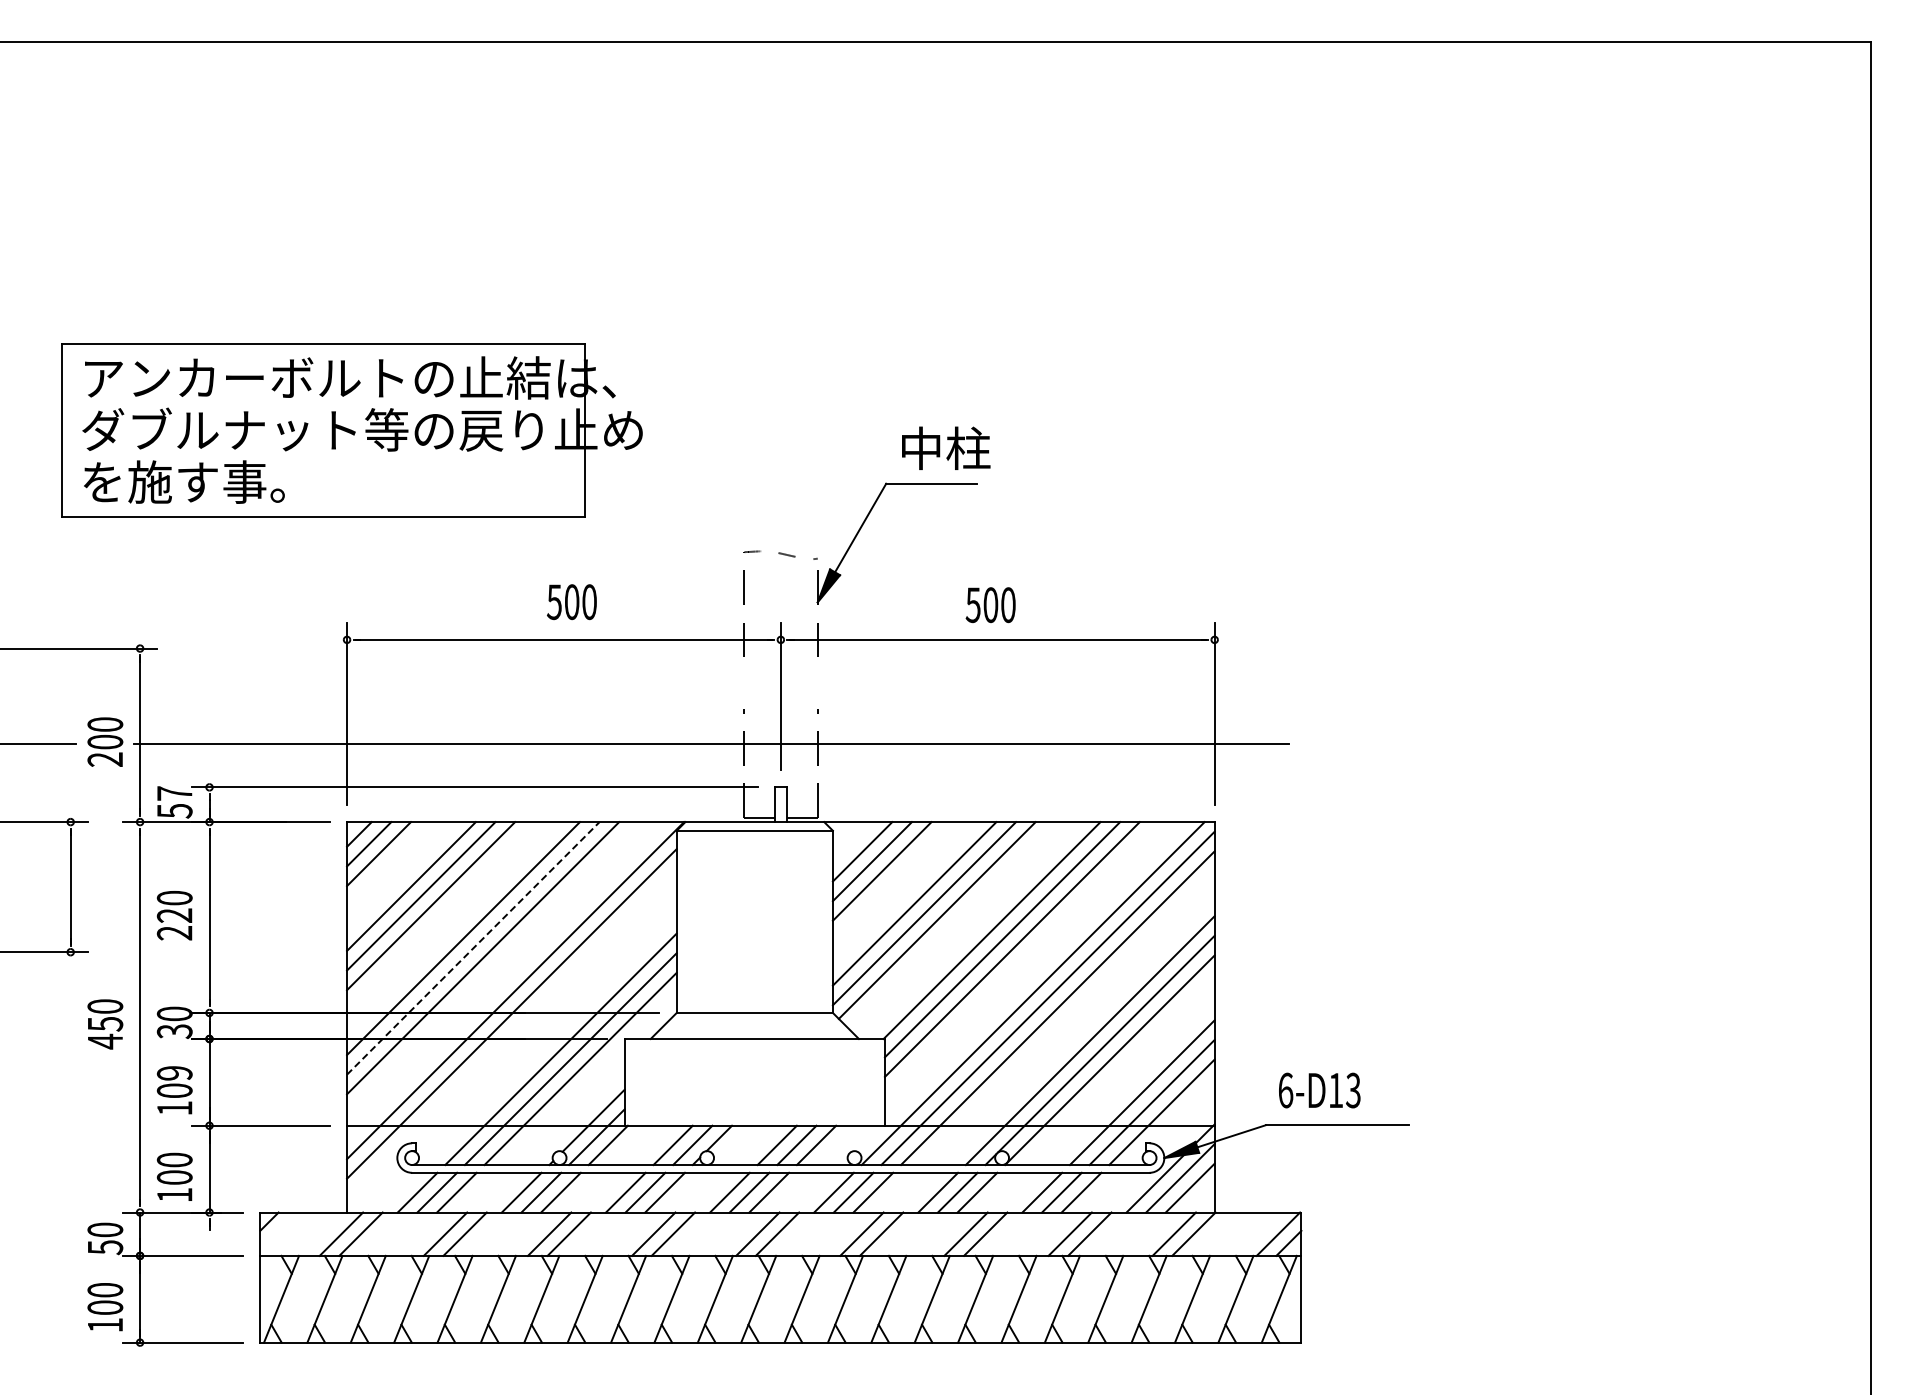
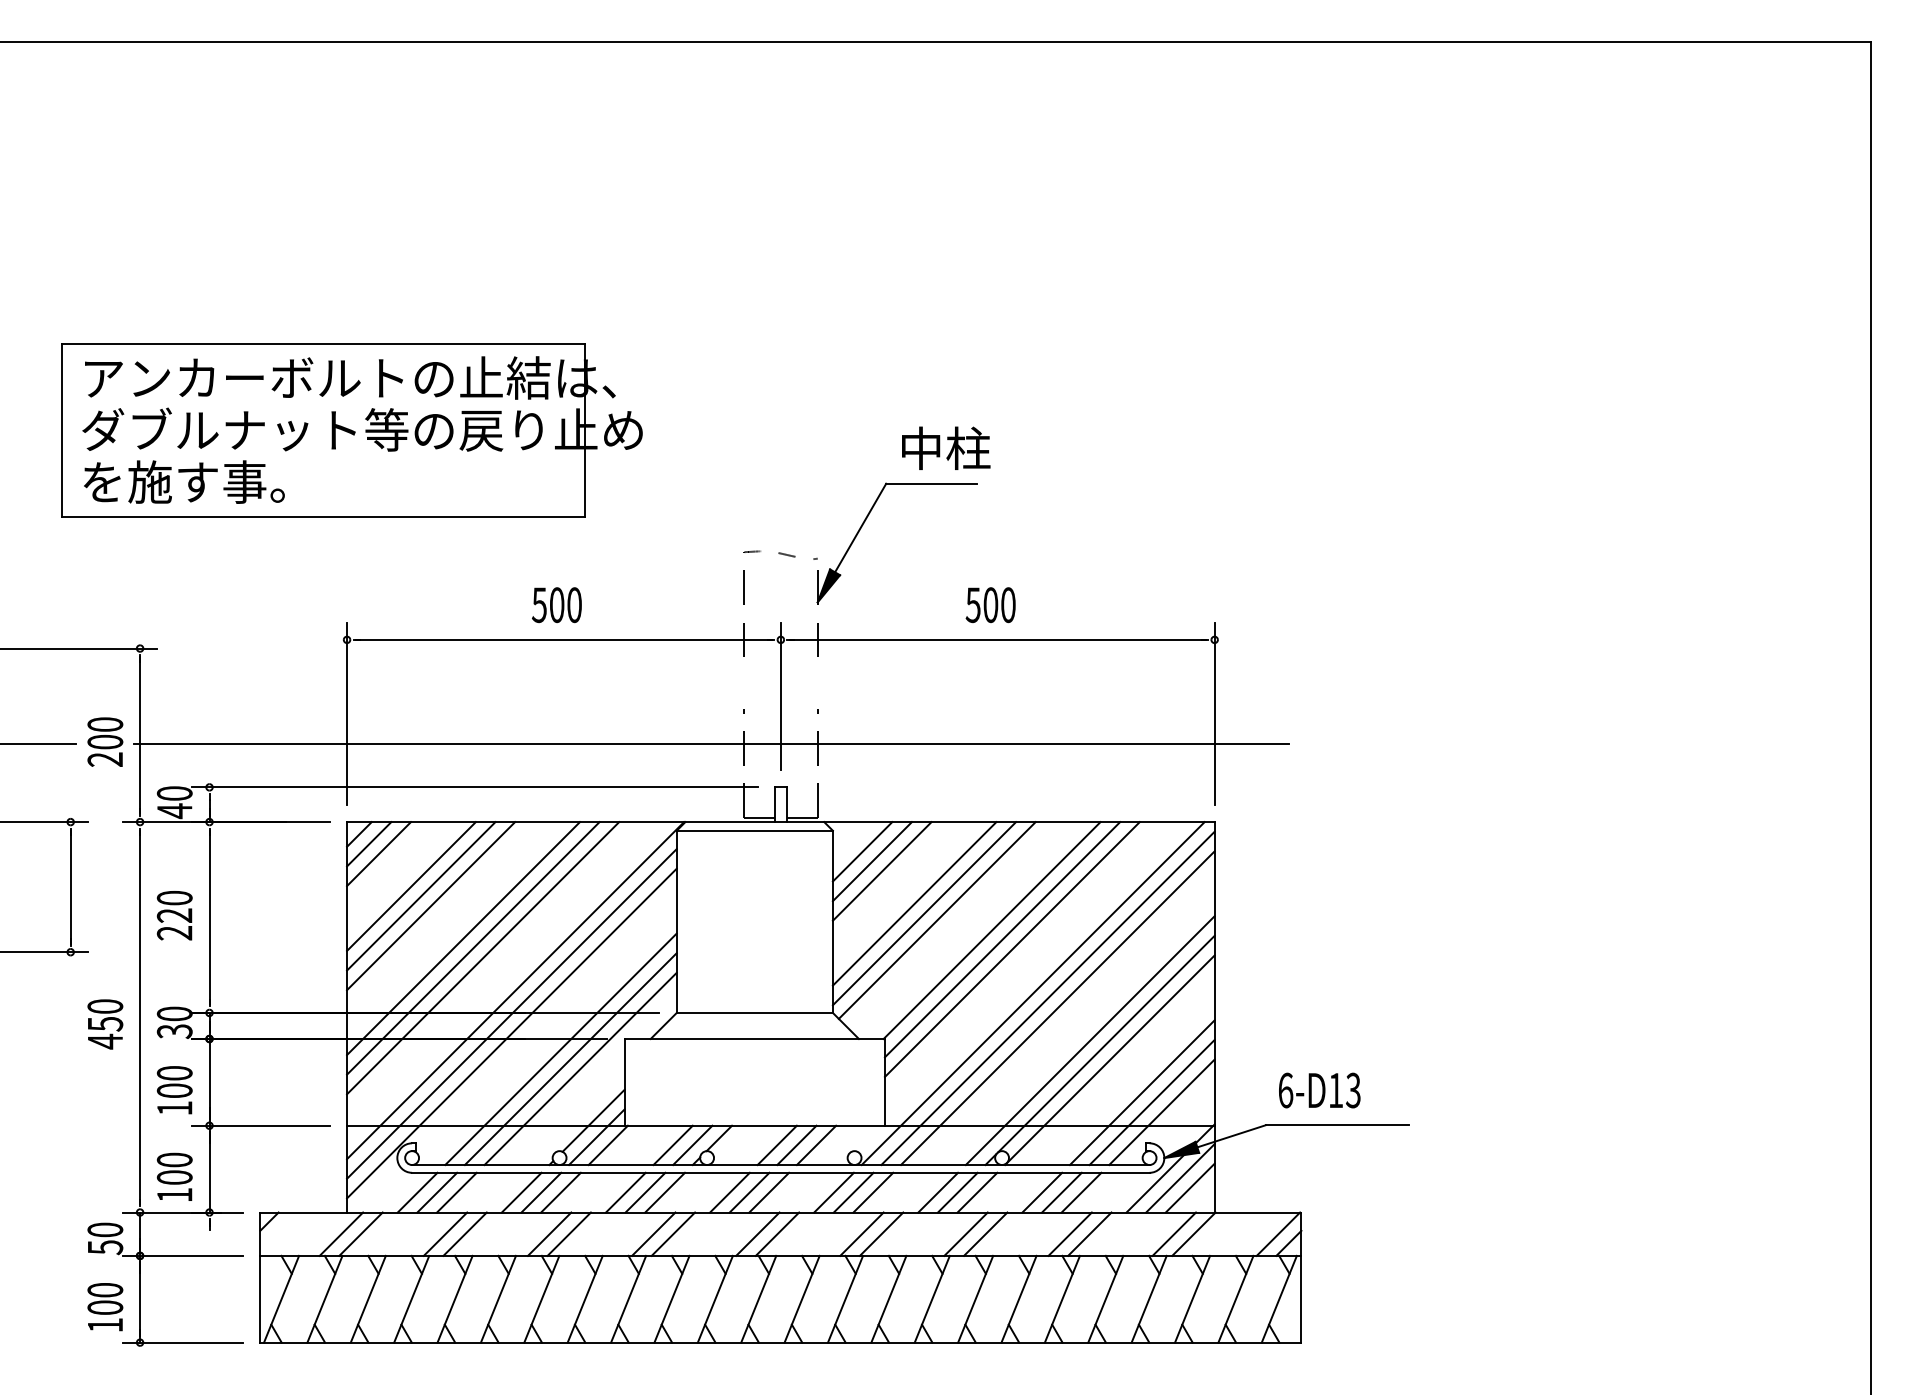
text position: (571, 602) -> (556, 605) (556, 605)
text: 57 -> 40 (174, 802)
line: dashed -> solid (473, 948)
line: none -> present (511, 1033)
text: 109 -> 100 (174, 1073)
